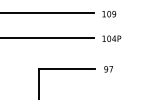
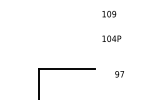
line: present -> none (48, 13)
line: present -> none (48, 37)
text position: (108, 69) -> (119, 74) (119, 74)
